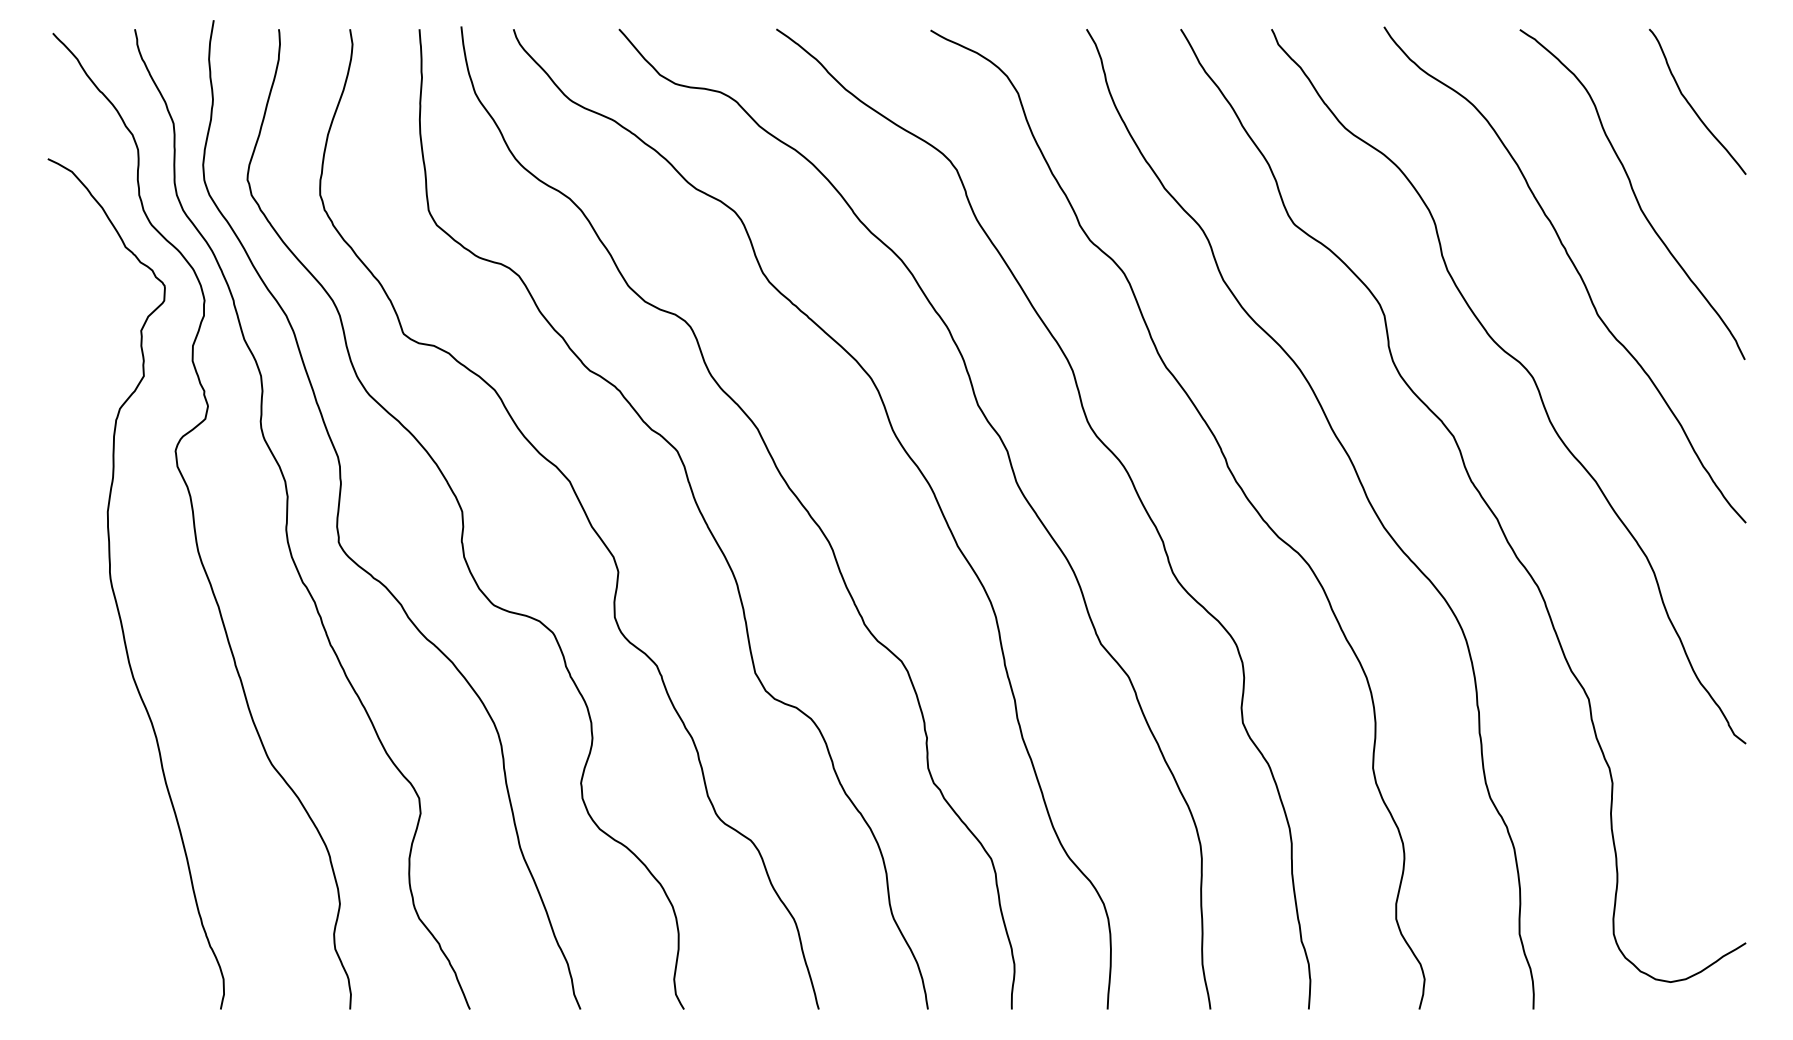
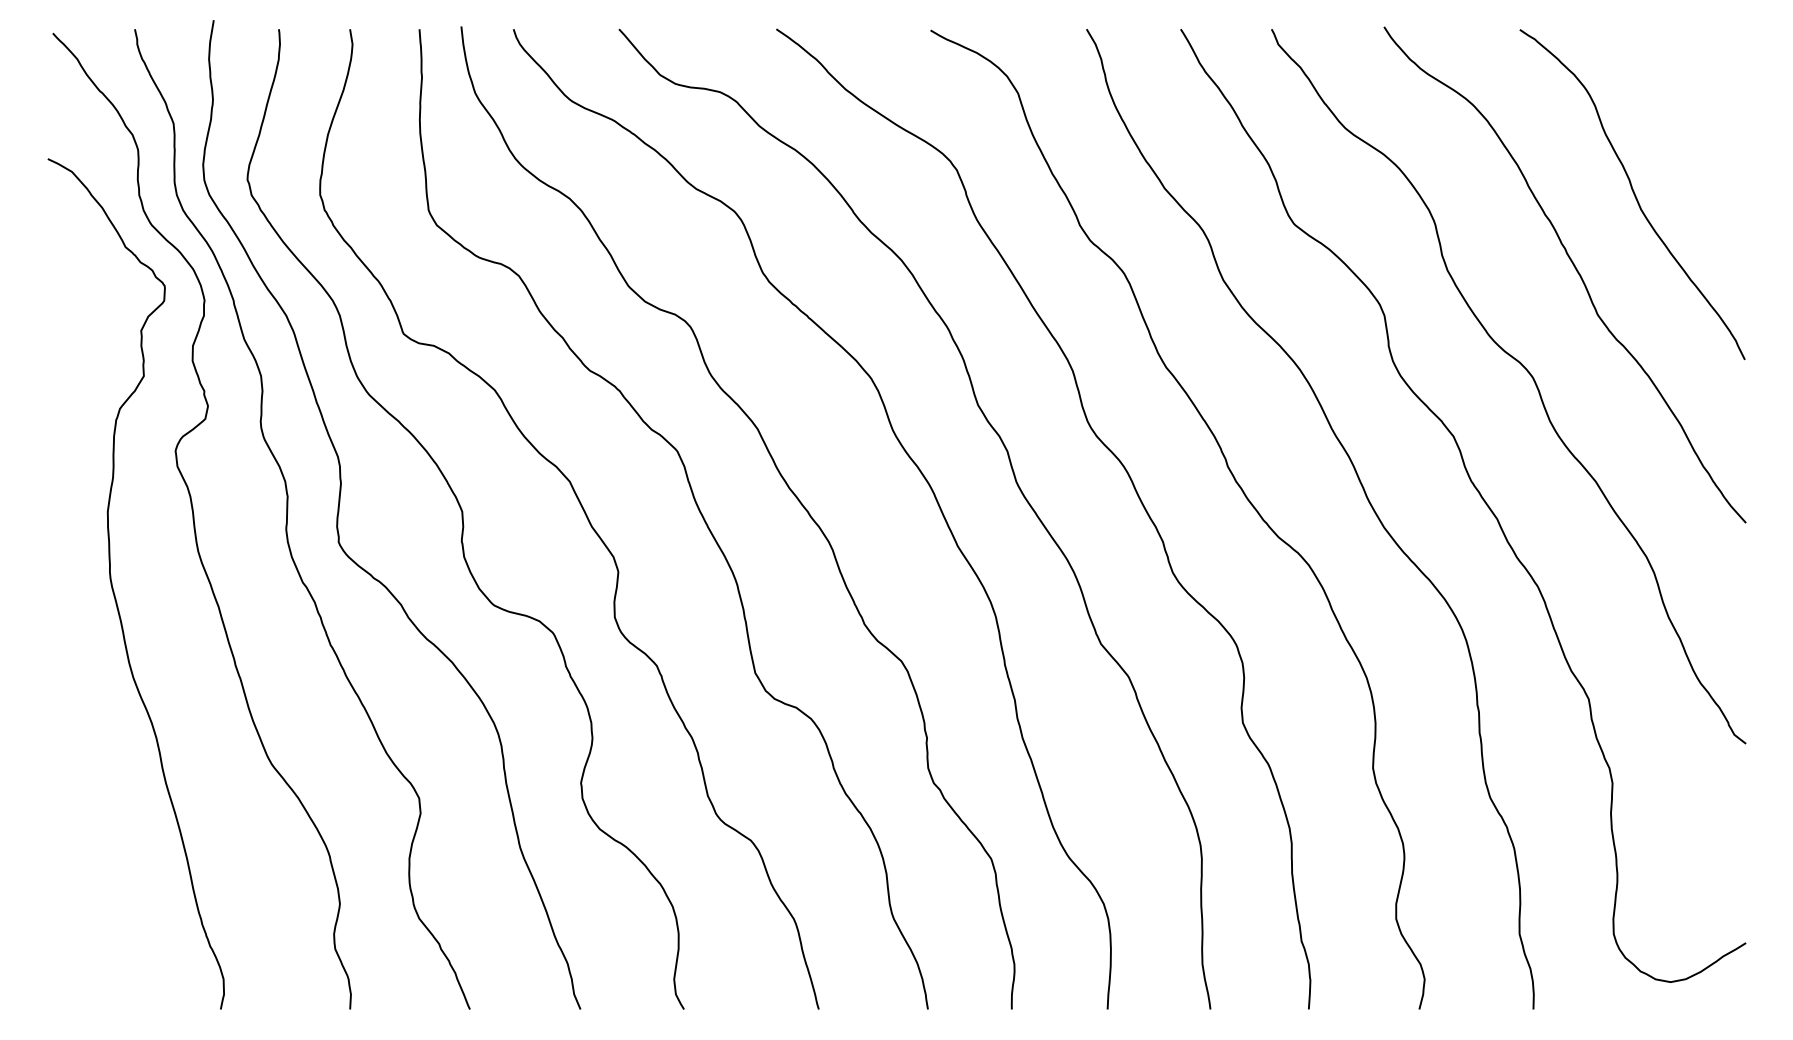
curve: present -> none (1692, 106)
